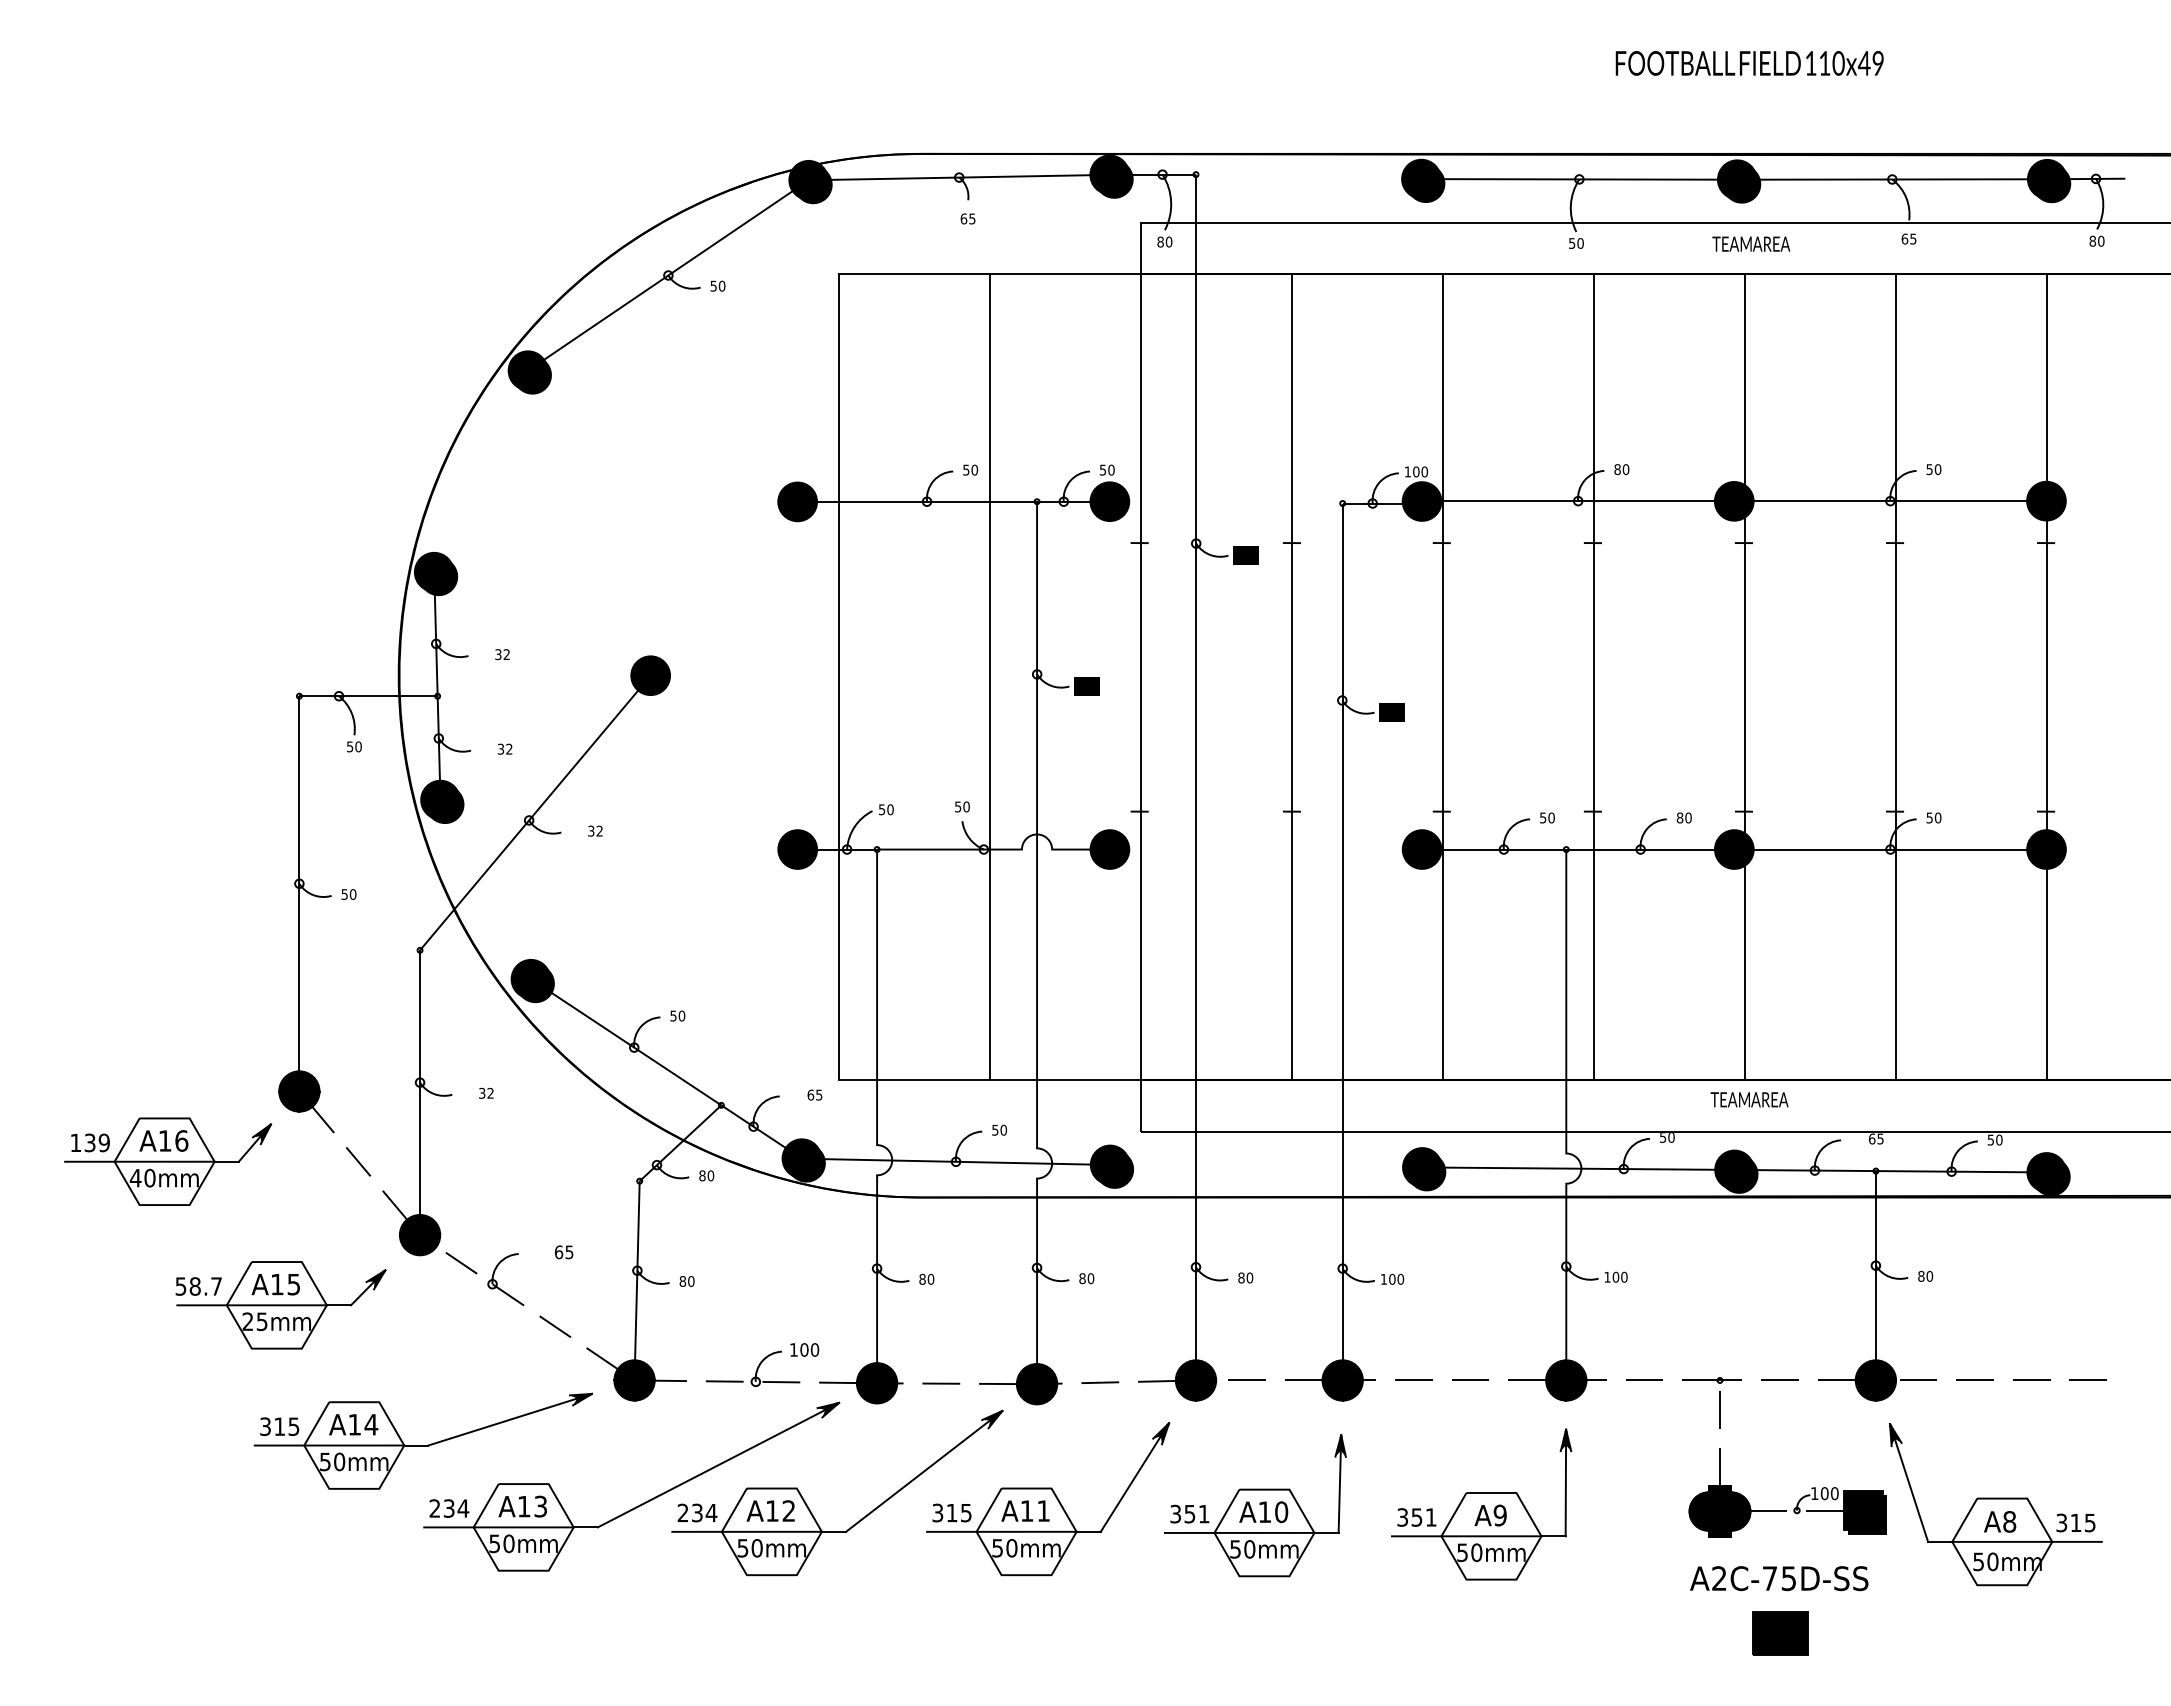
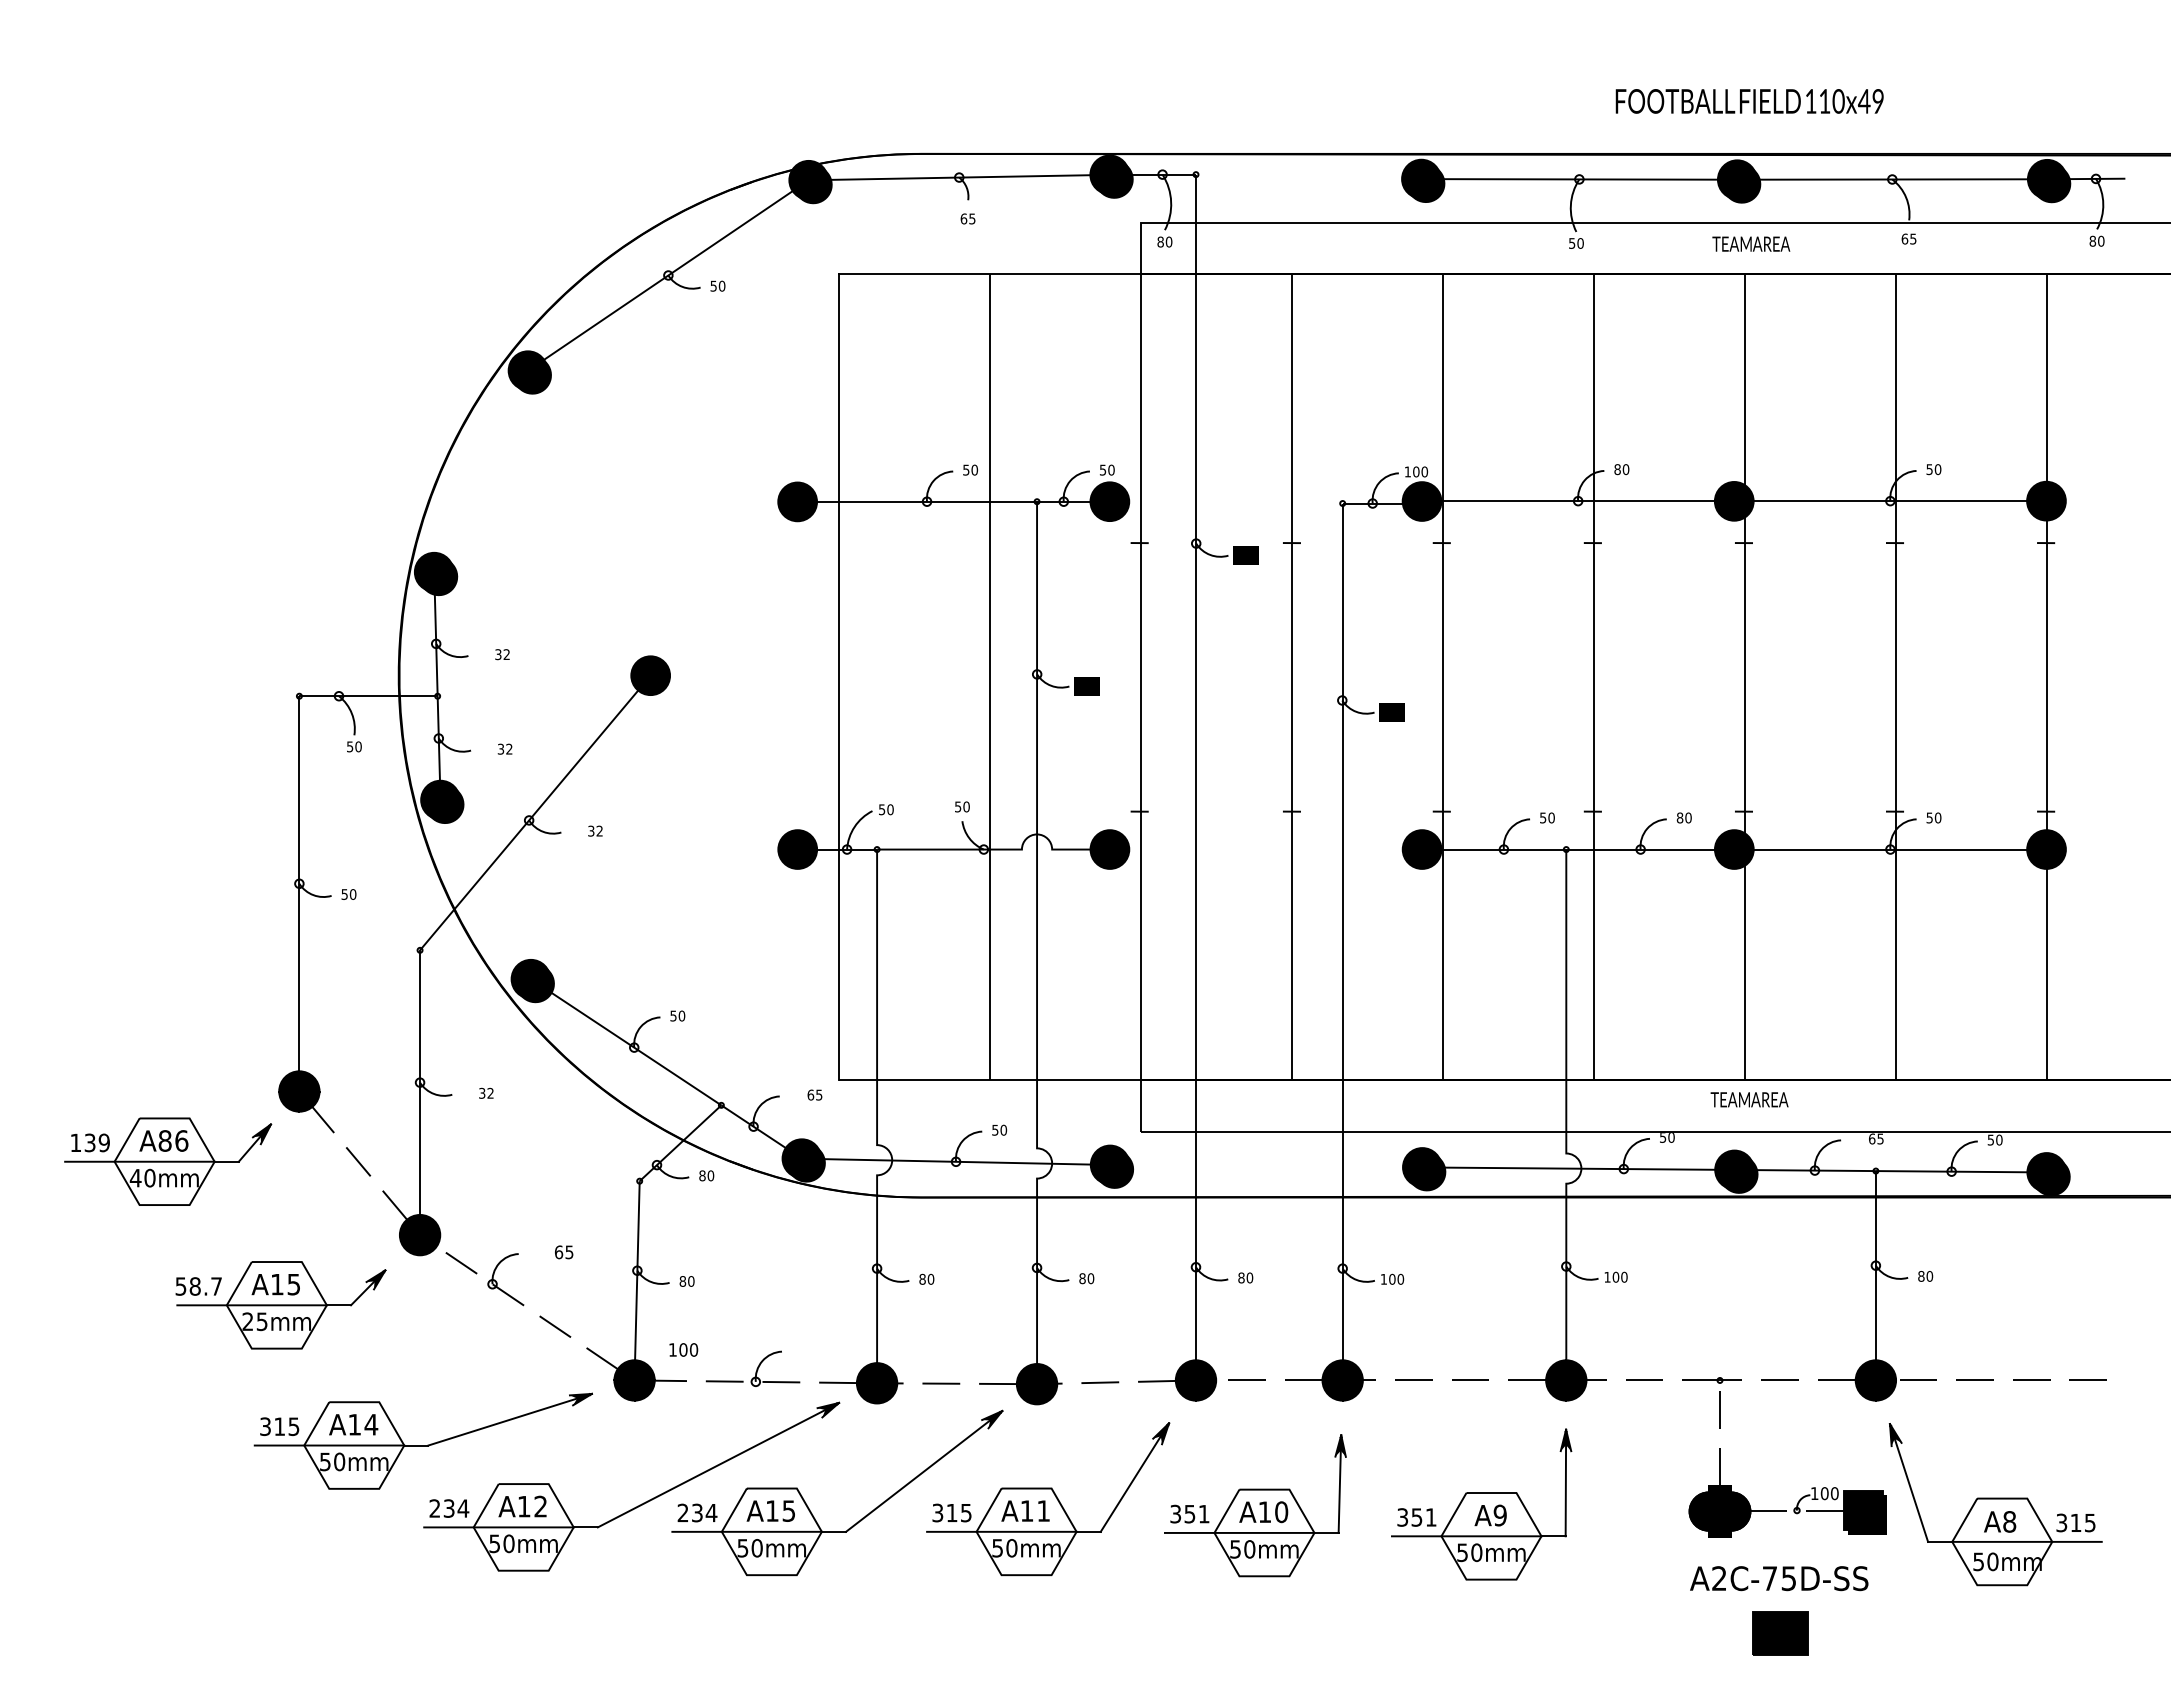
text position: (1749, 63) -> (1749, 101) (1749, 101)
text: A16 -> A86 (164, 1140)
text position: (804, 1349) -> (683, 1349) (683, 1349)
text: A13 -> A12 (540, 1506)
text: A12 -> A15 (788, 1510)
